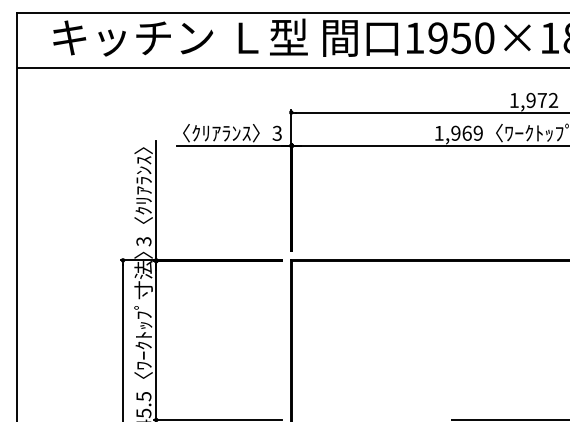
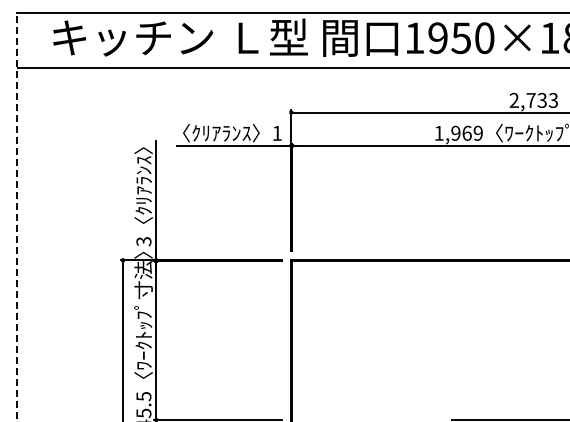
text: 1,972 -> 2,733 (533, 100)
text: 3 -> 1 (276, 132)
line: solid -> dashed (17, 216)
